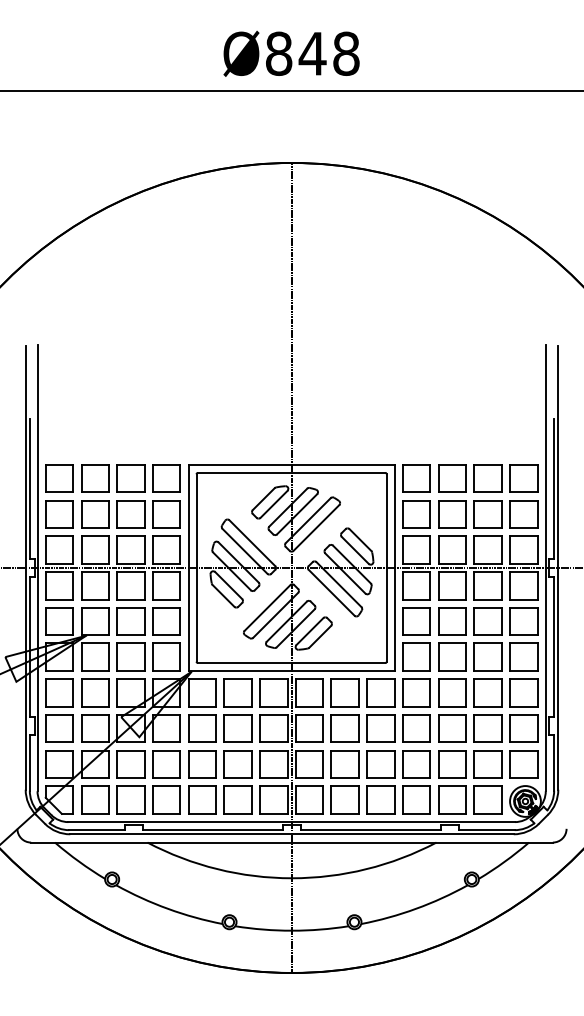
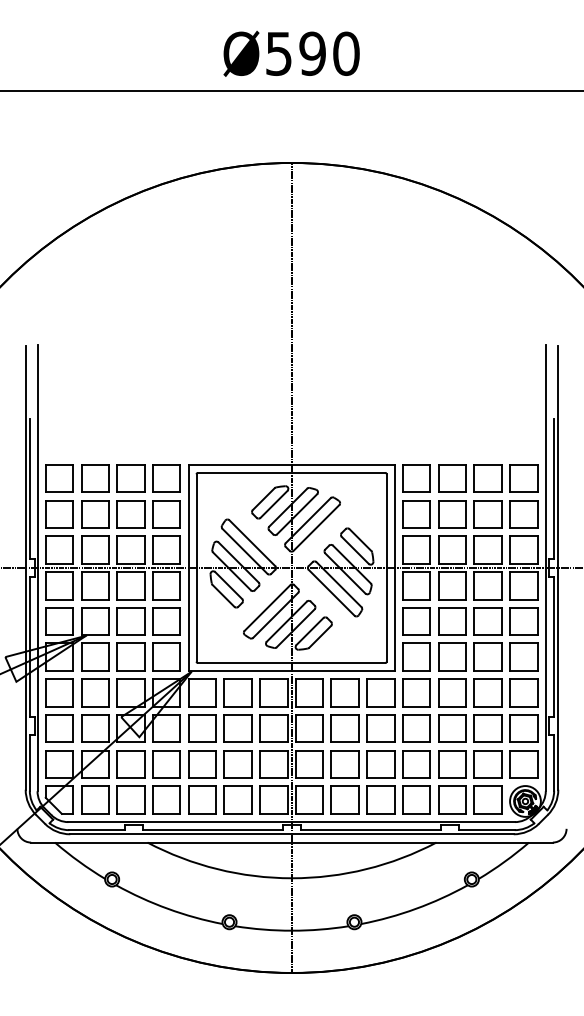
text: Ø848 -> Ø590 (312, 53)
